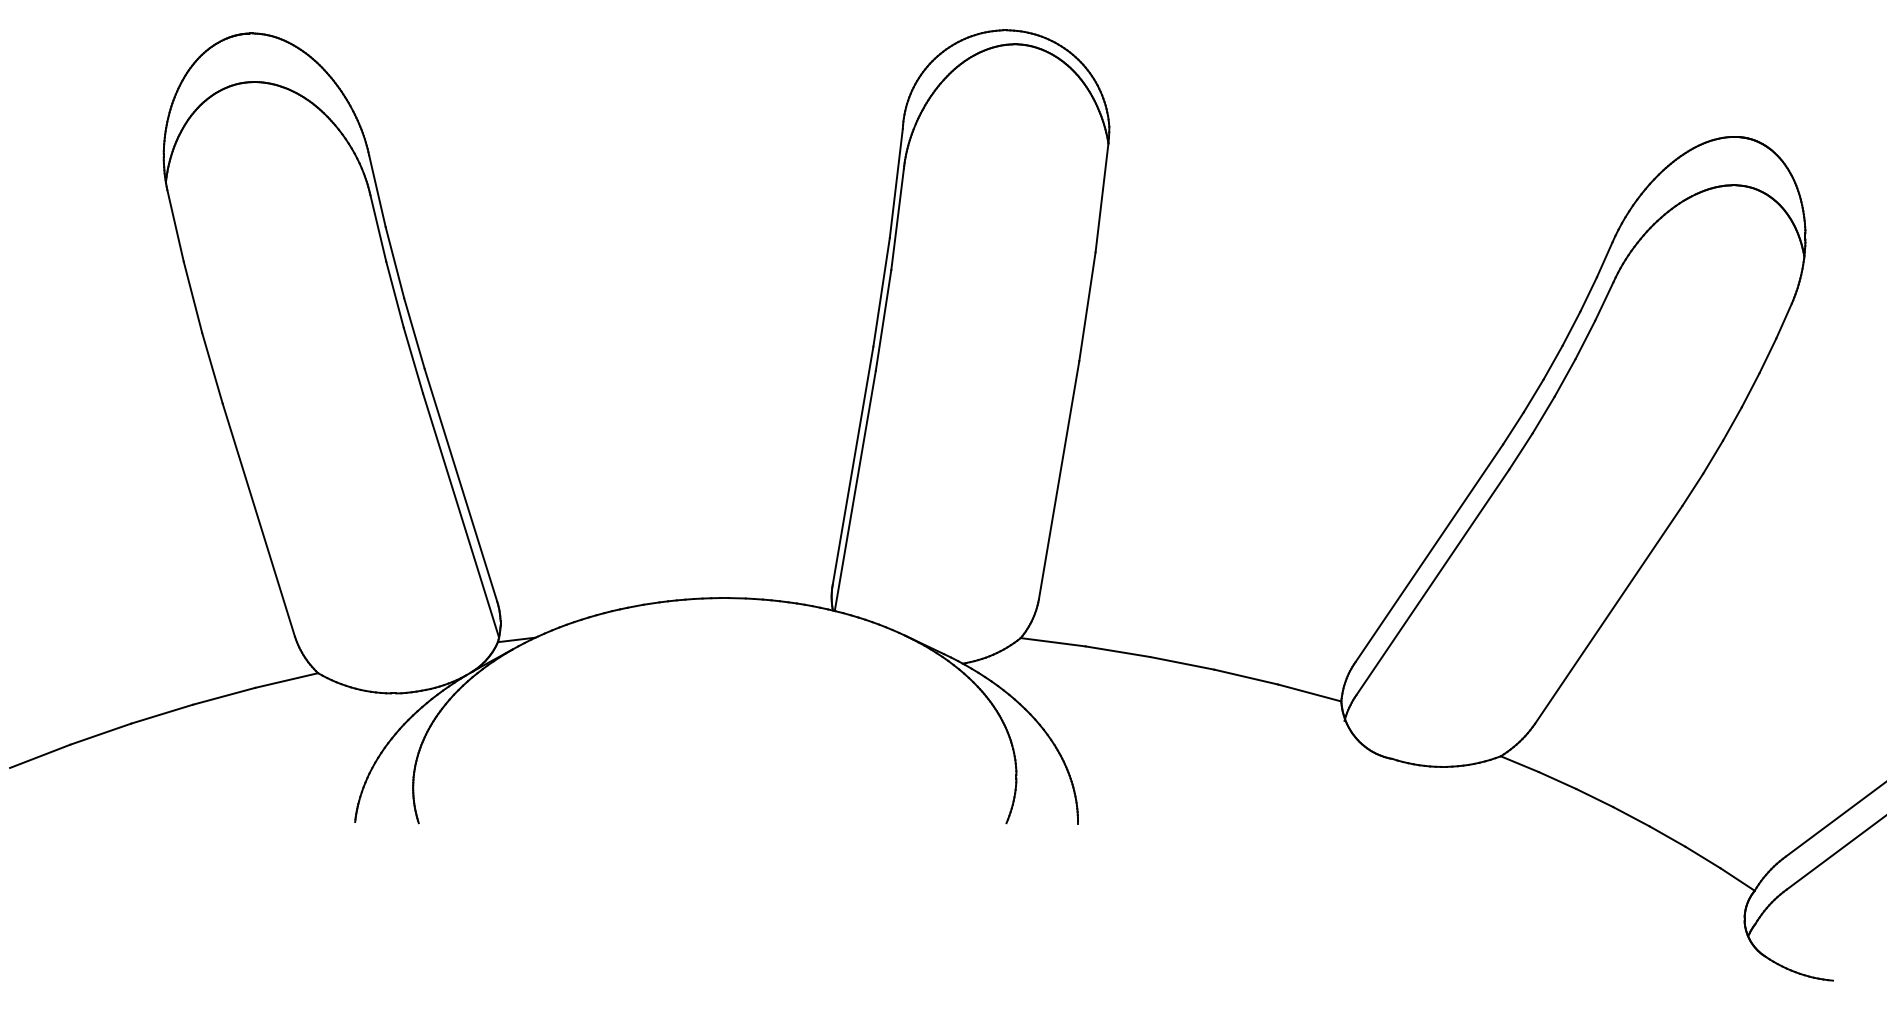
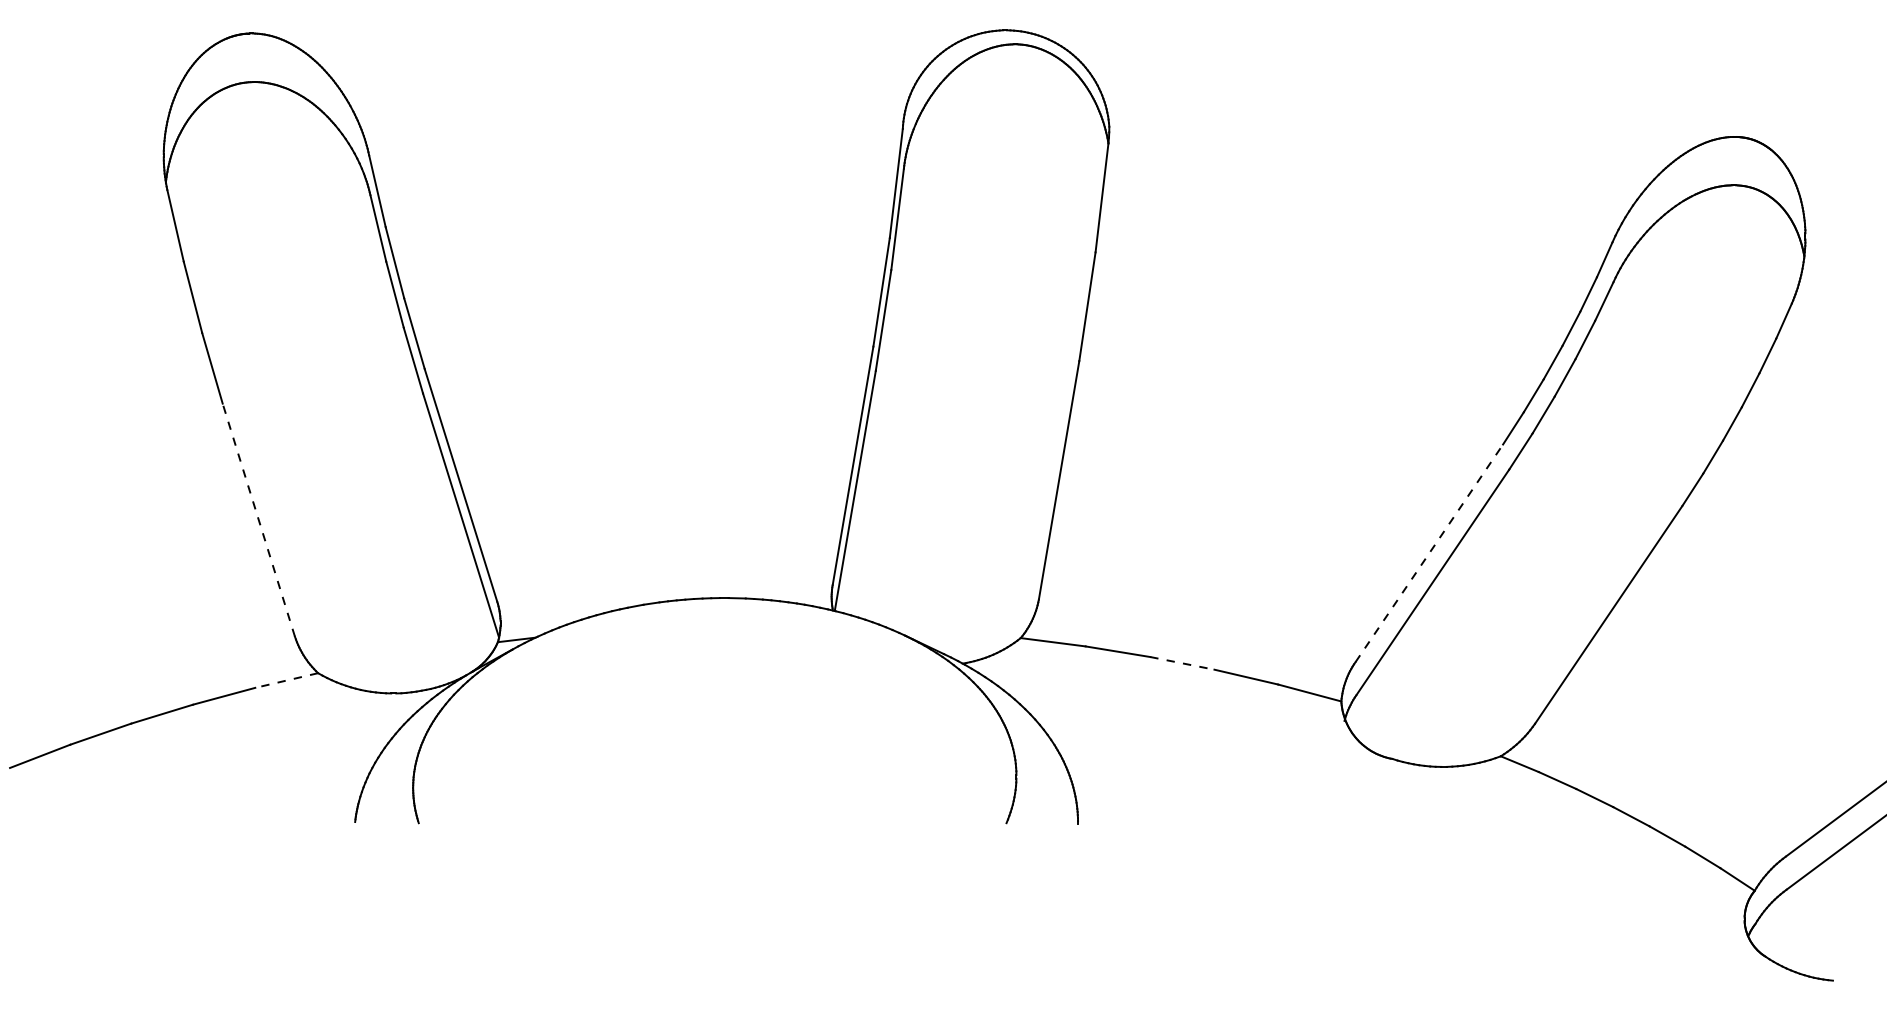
line: solid -> dashed (258, 519)
line: solid -> dashed (1429, 552)
line: solid -> dashed (1182, 663)
line: solid -> dashed (286, 680)
